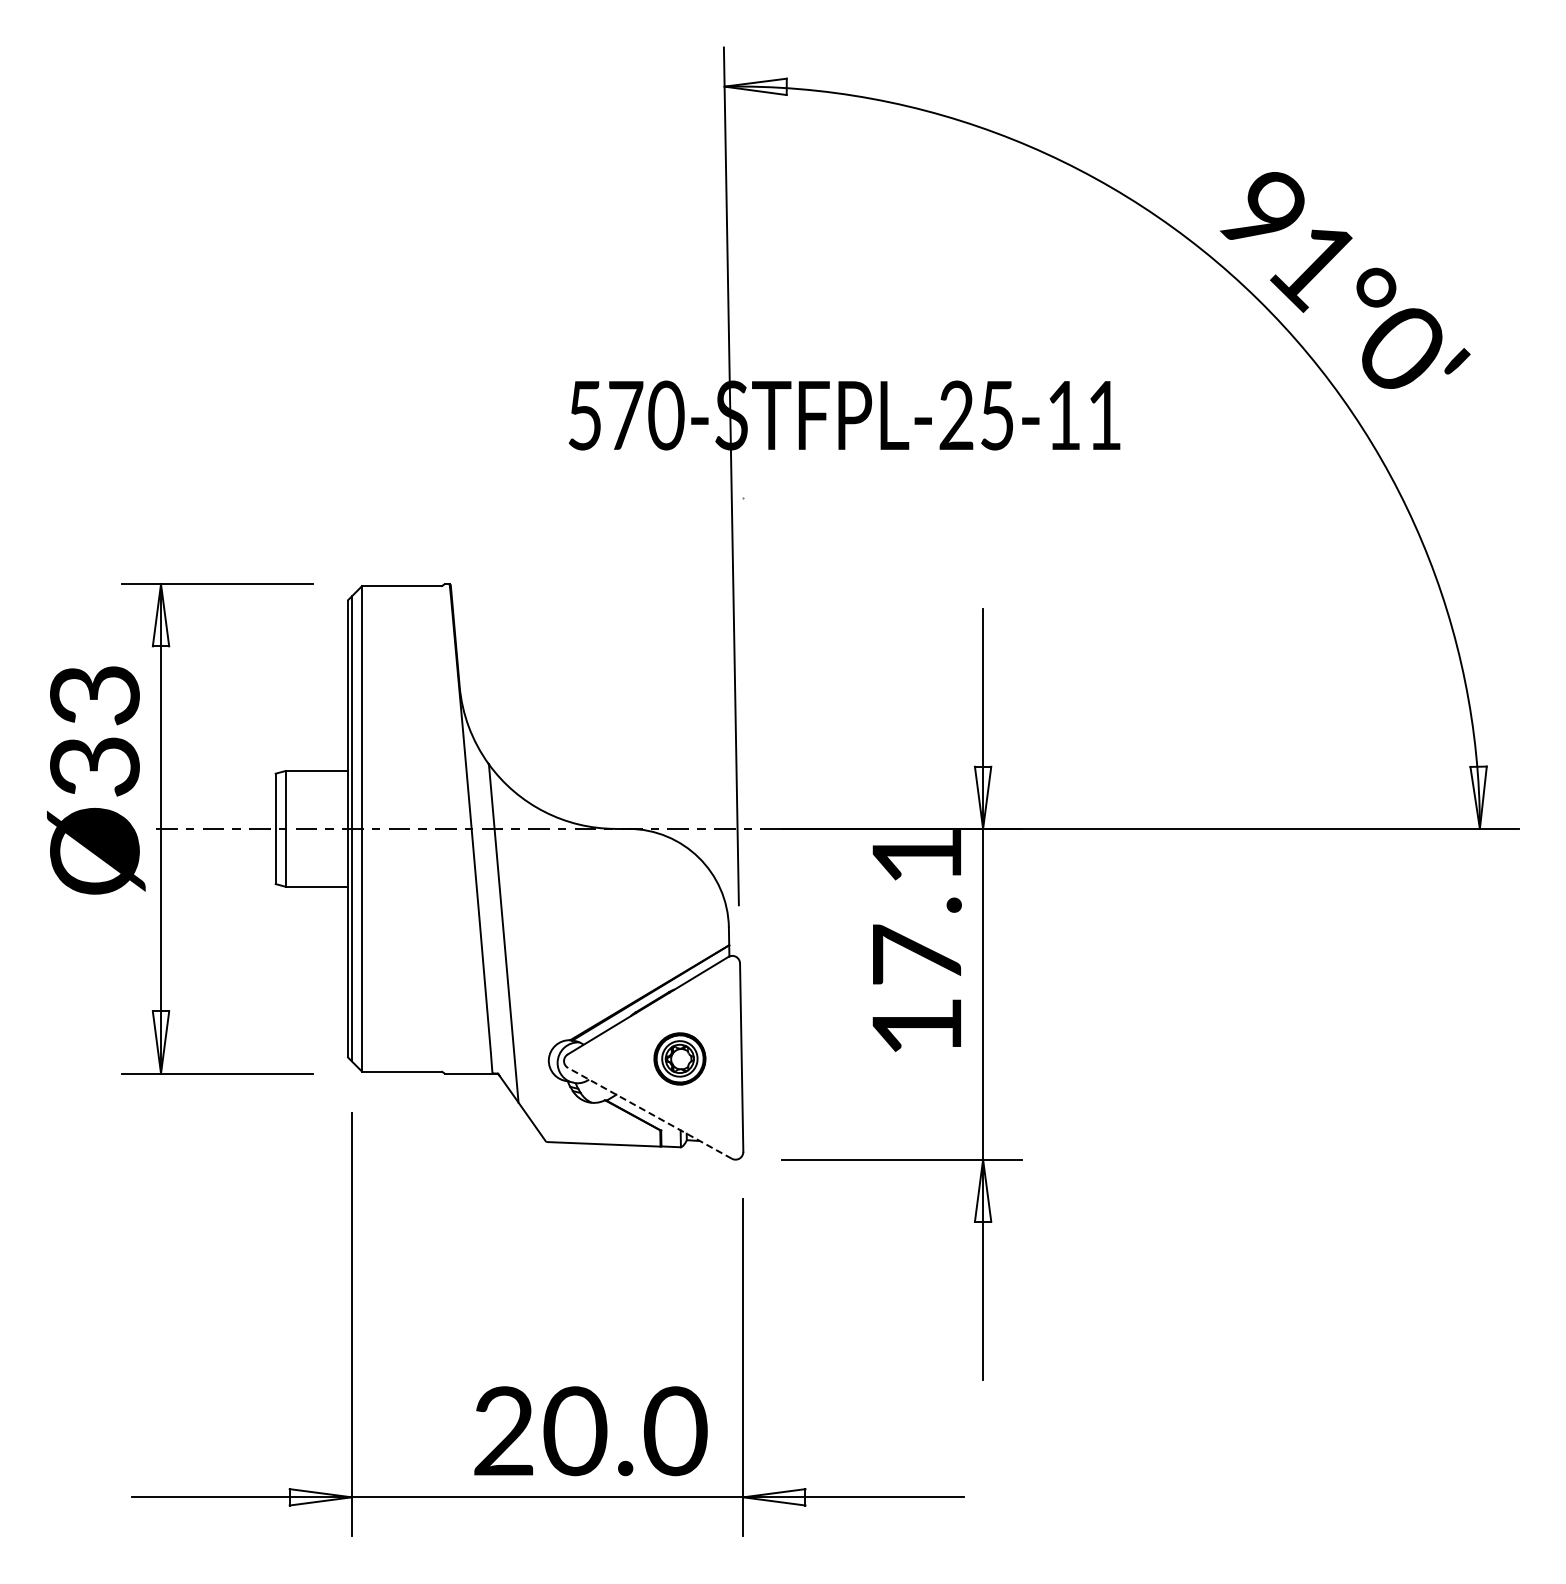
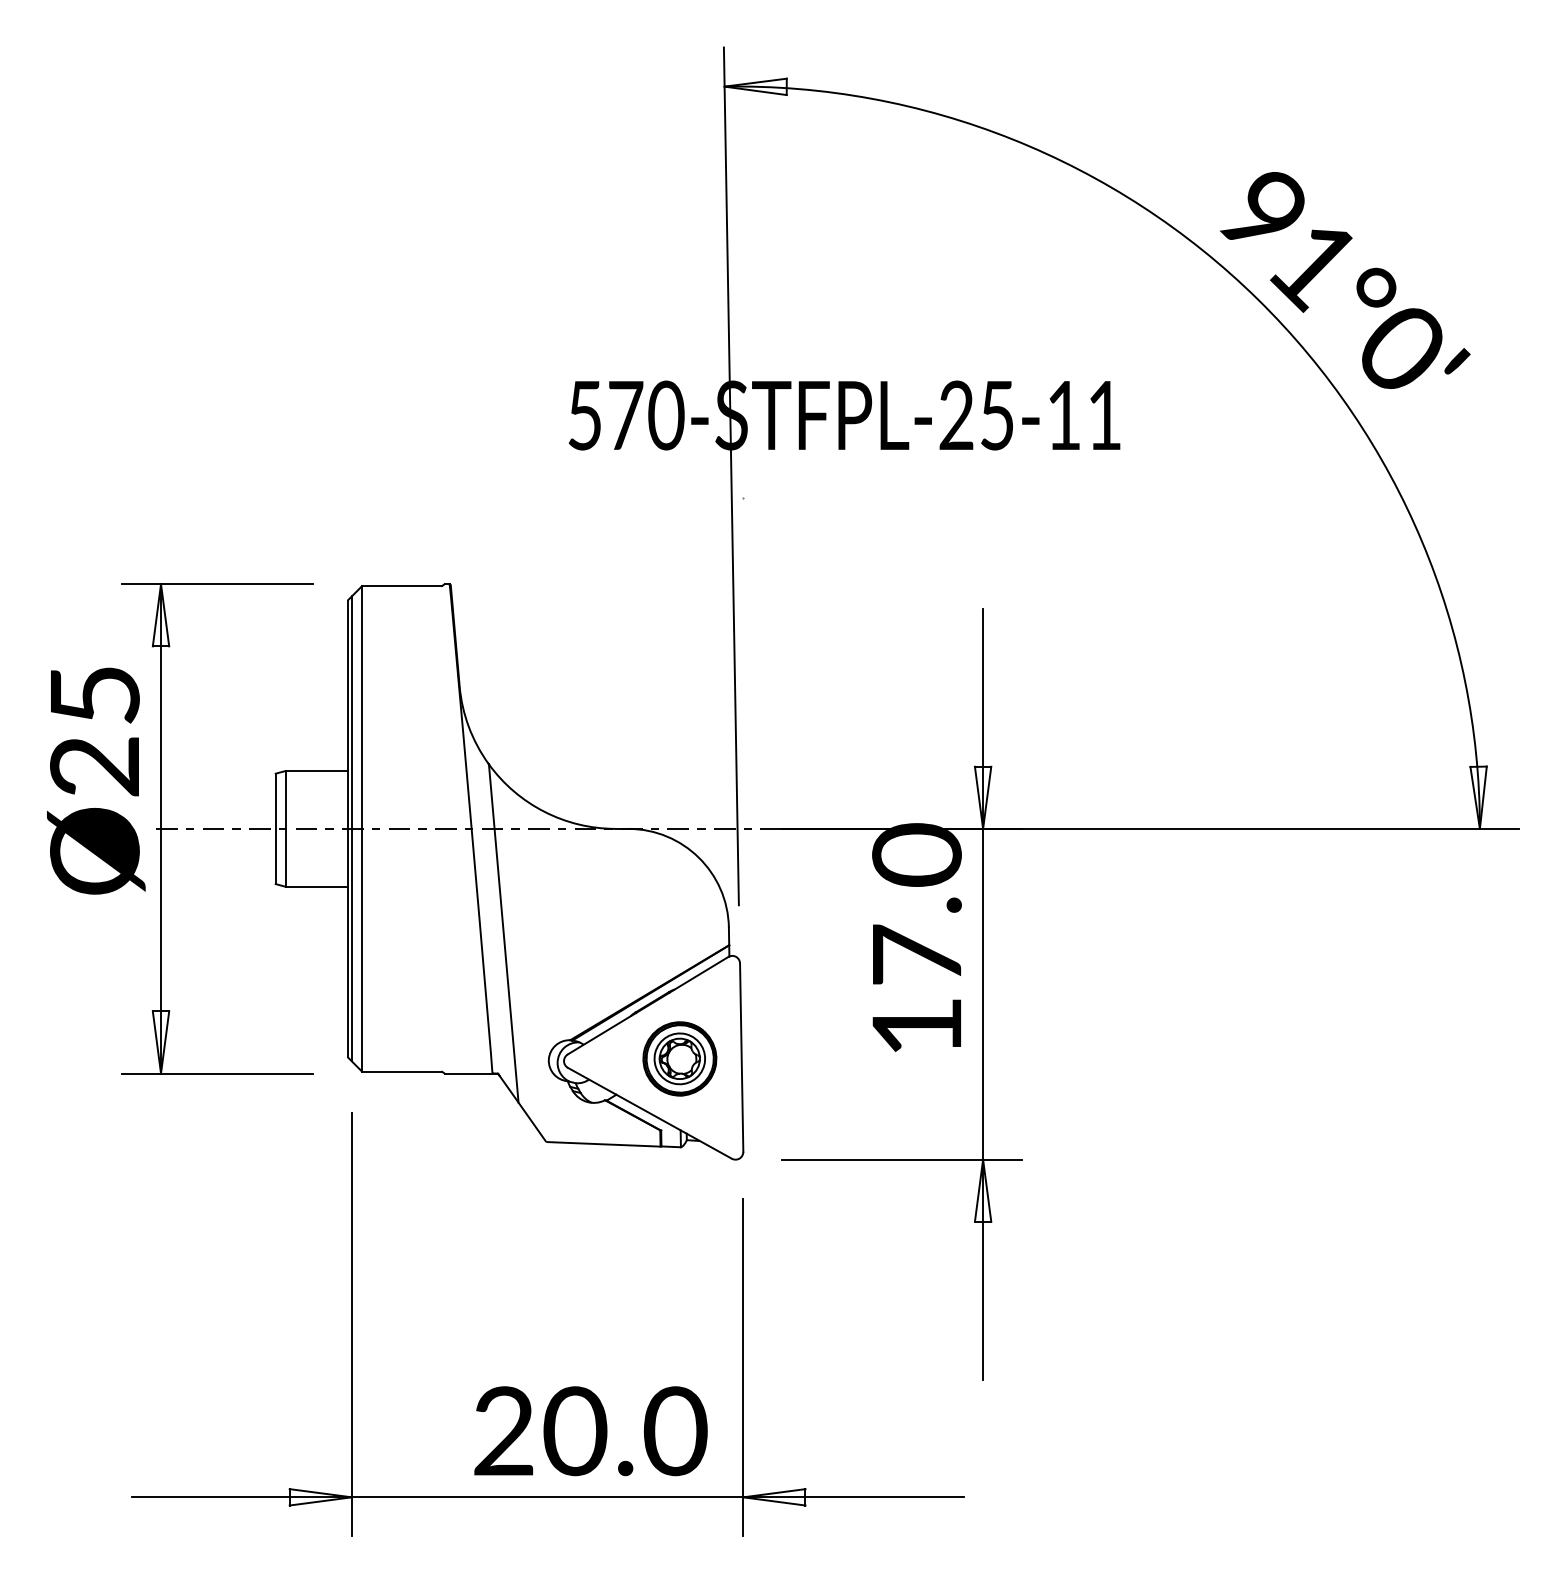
text: Ø33 -> Ø25 (94, 731)
text: 17.1 -> 17.0 (916, 854)
part size: 54x54 px -> 76x76 px (679, 1058)
line: dashed -> solid (649, 1113)
